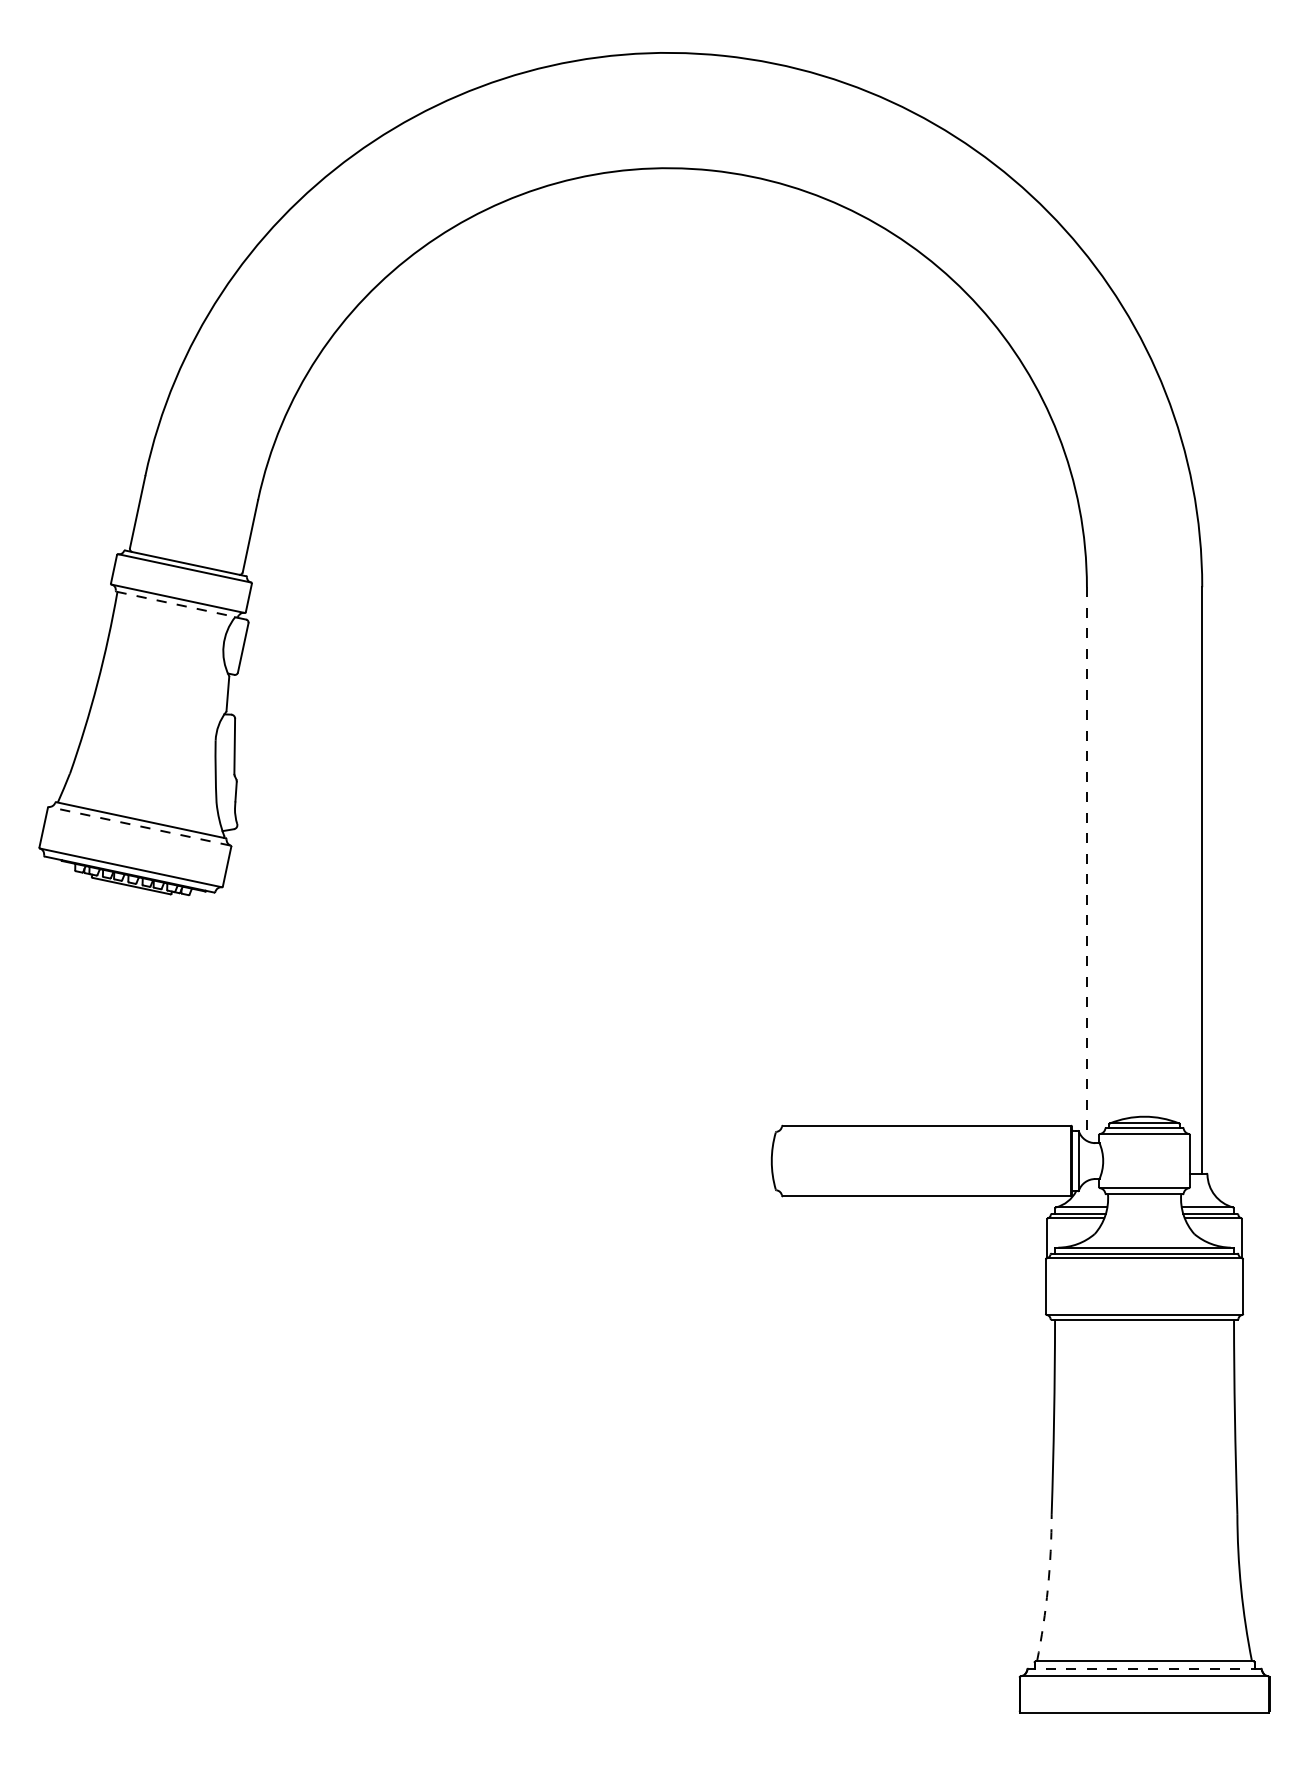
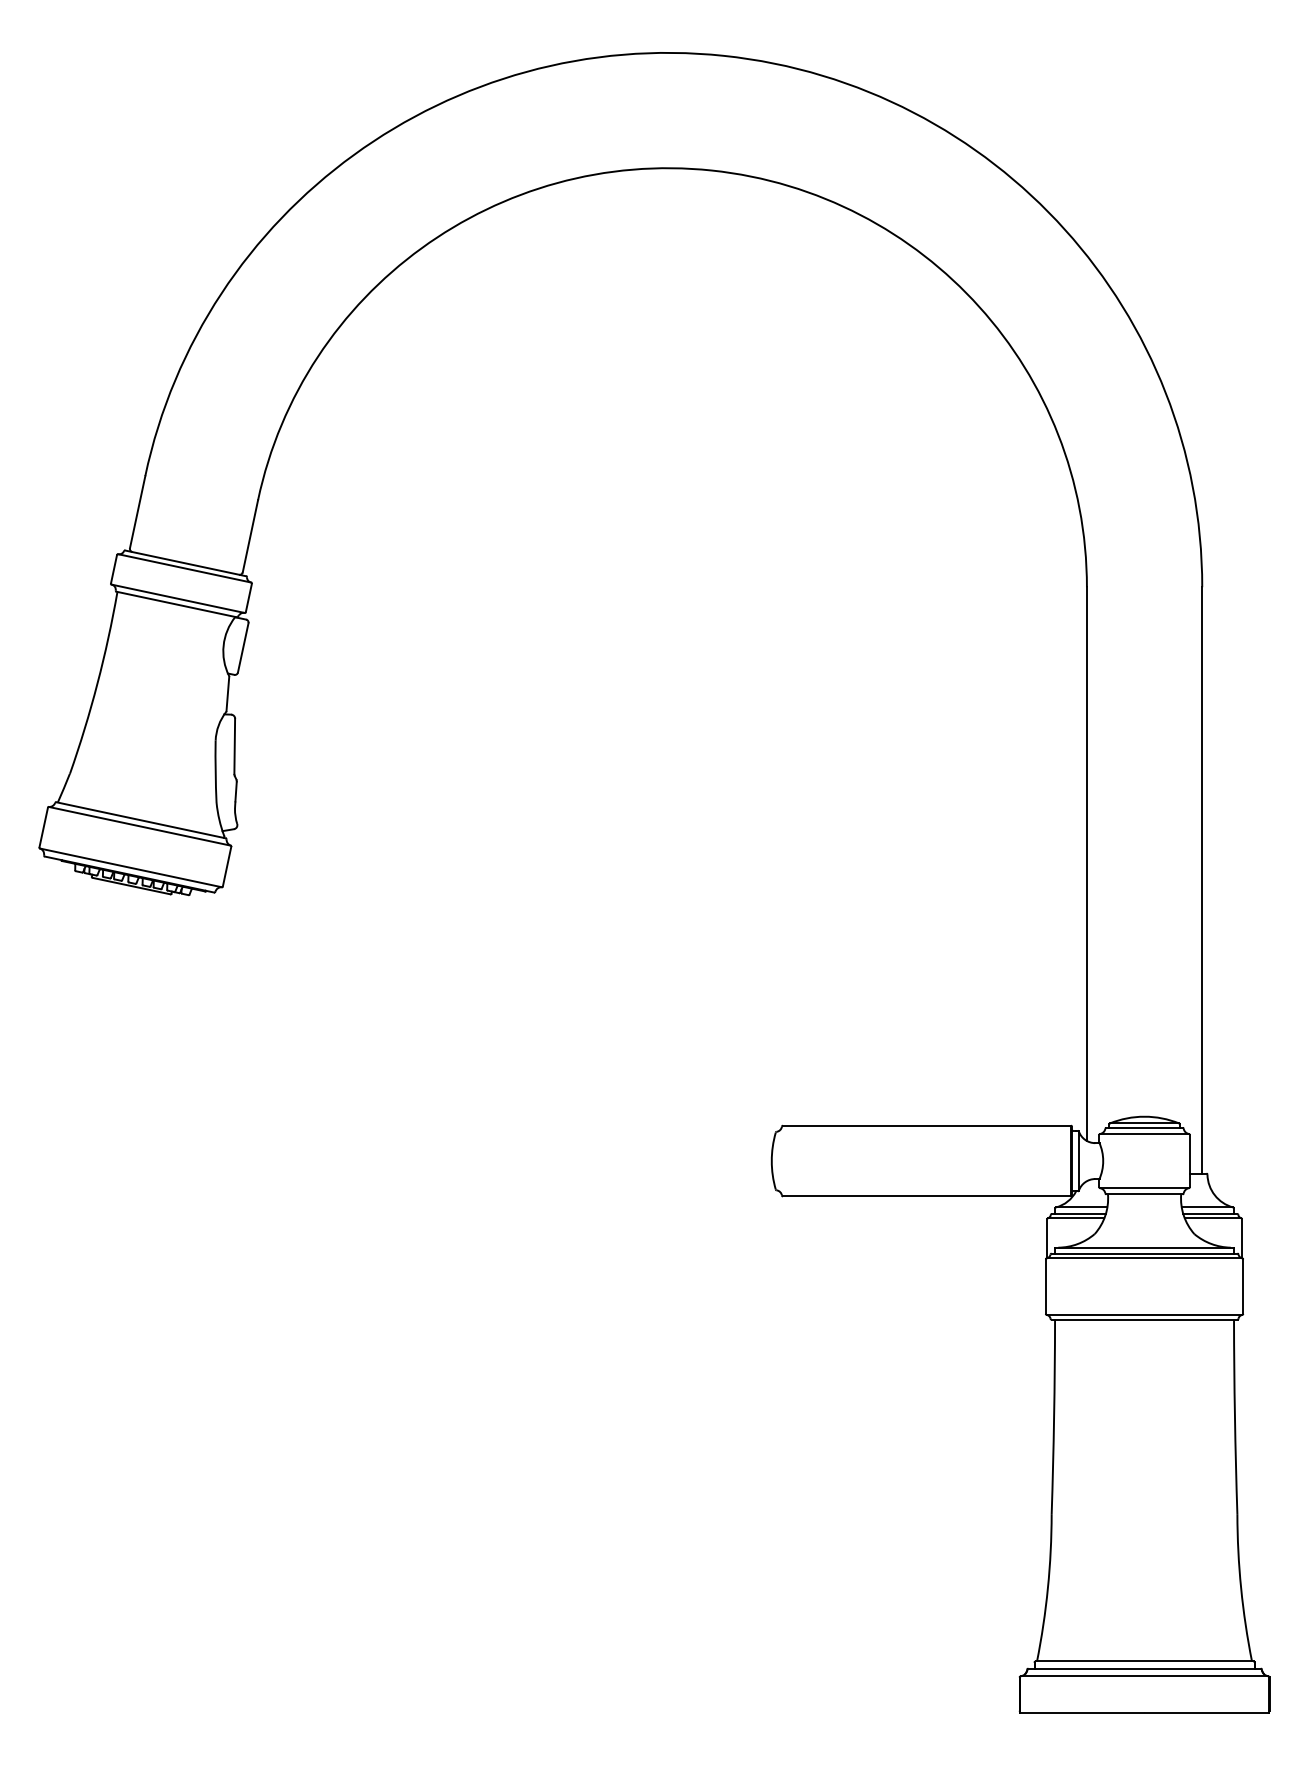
line: dashed -> solid (177, 604)
line: dashed -> solid (139, 826)
line: dashed -> solid (1086, 864)
arc: dashed -> solid (1047, 1588)
line: dashed -> solid (1144, 1668)
